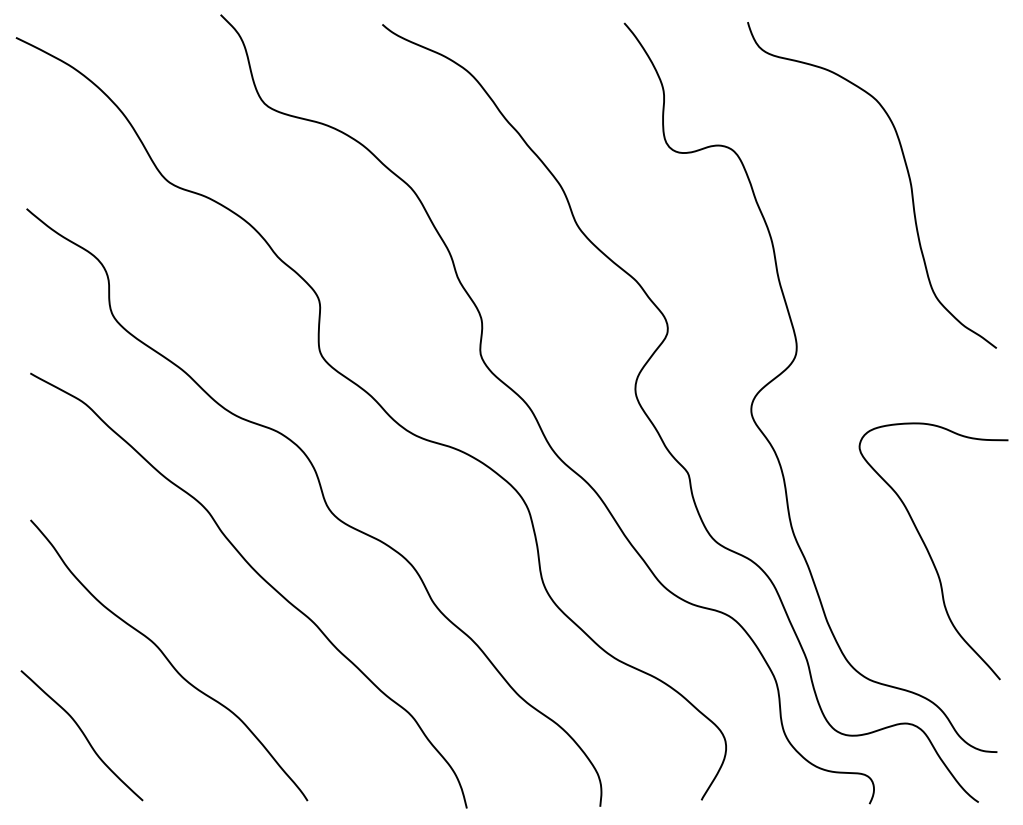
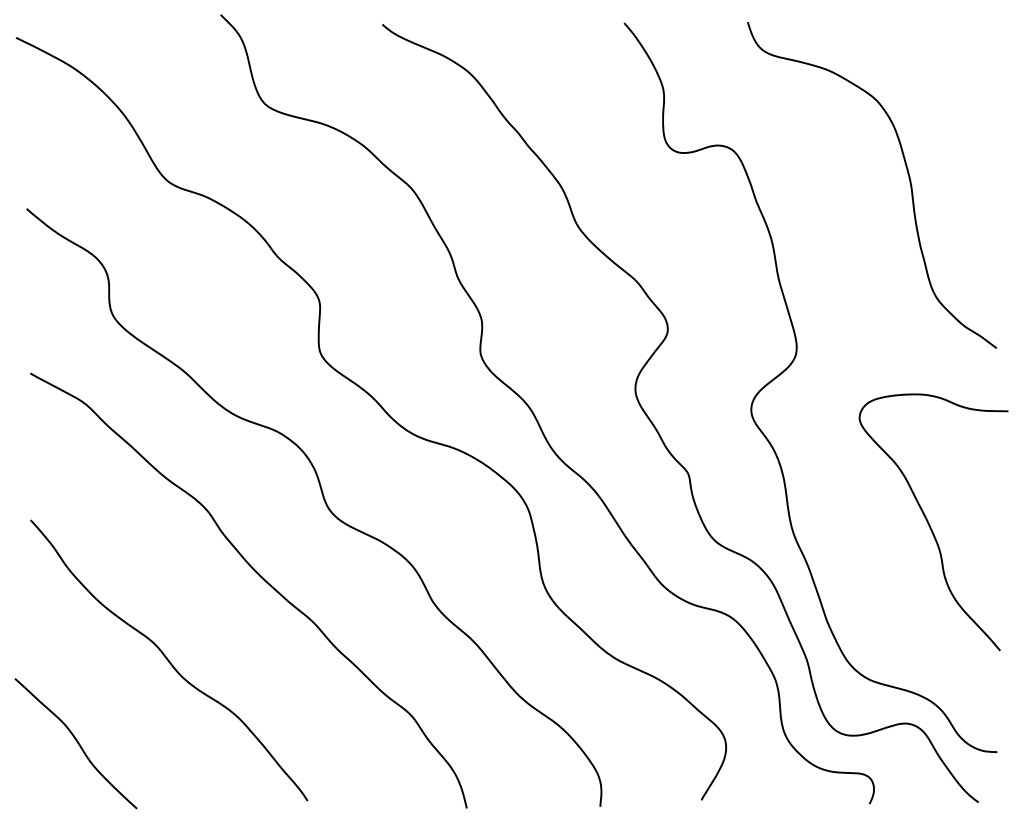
curve position: (929, 551) -> (929, 522) (929, 522)
curve position: (82, 734) -> (76, 742) (76, 742)
